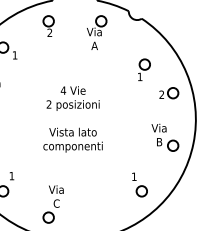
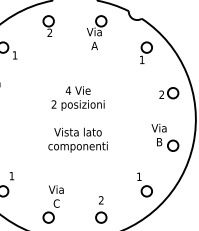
part position: (144, 69) -> (146, 52) (146, 52)
text position: (72, 119) -> (77, 119) (77, 119)
part position: (139, 184) -> (144, 184) (144, 184)
part: none -> present (101, 209)
